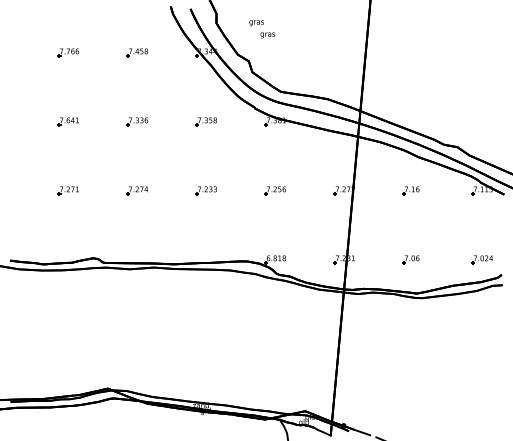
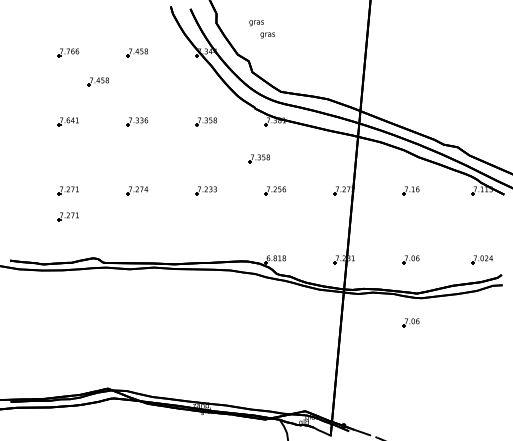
part: none -> present (97, 81)
part: none -> present (258, 158)
part: none -> present (67, 216)
part: none -> present (410, 322)
